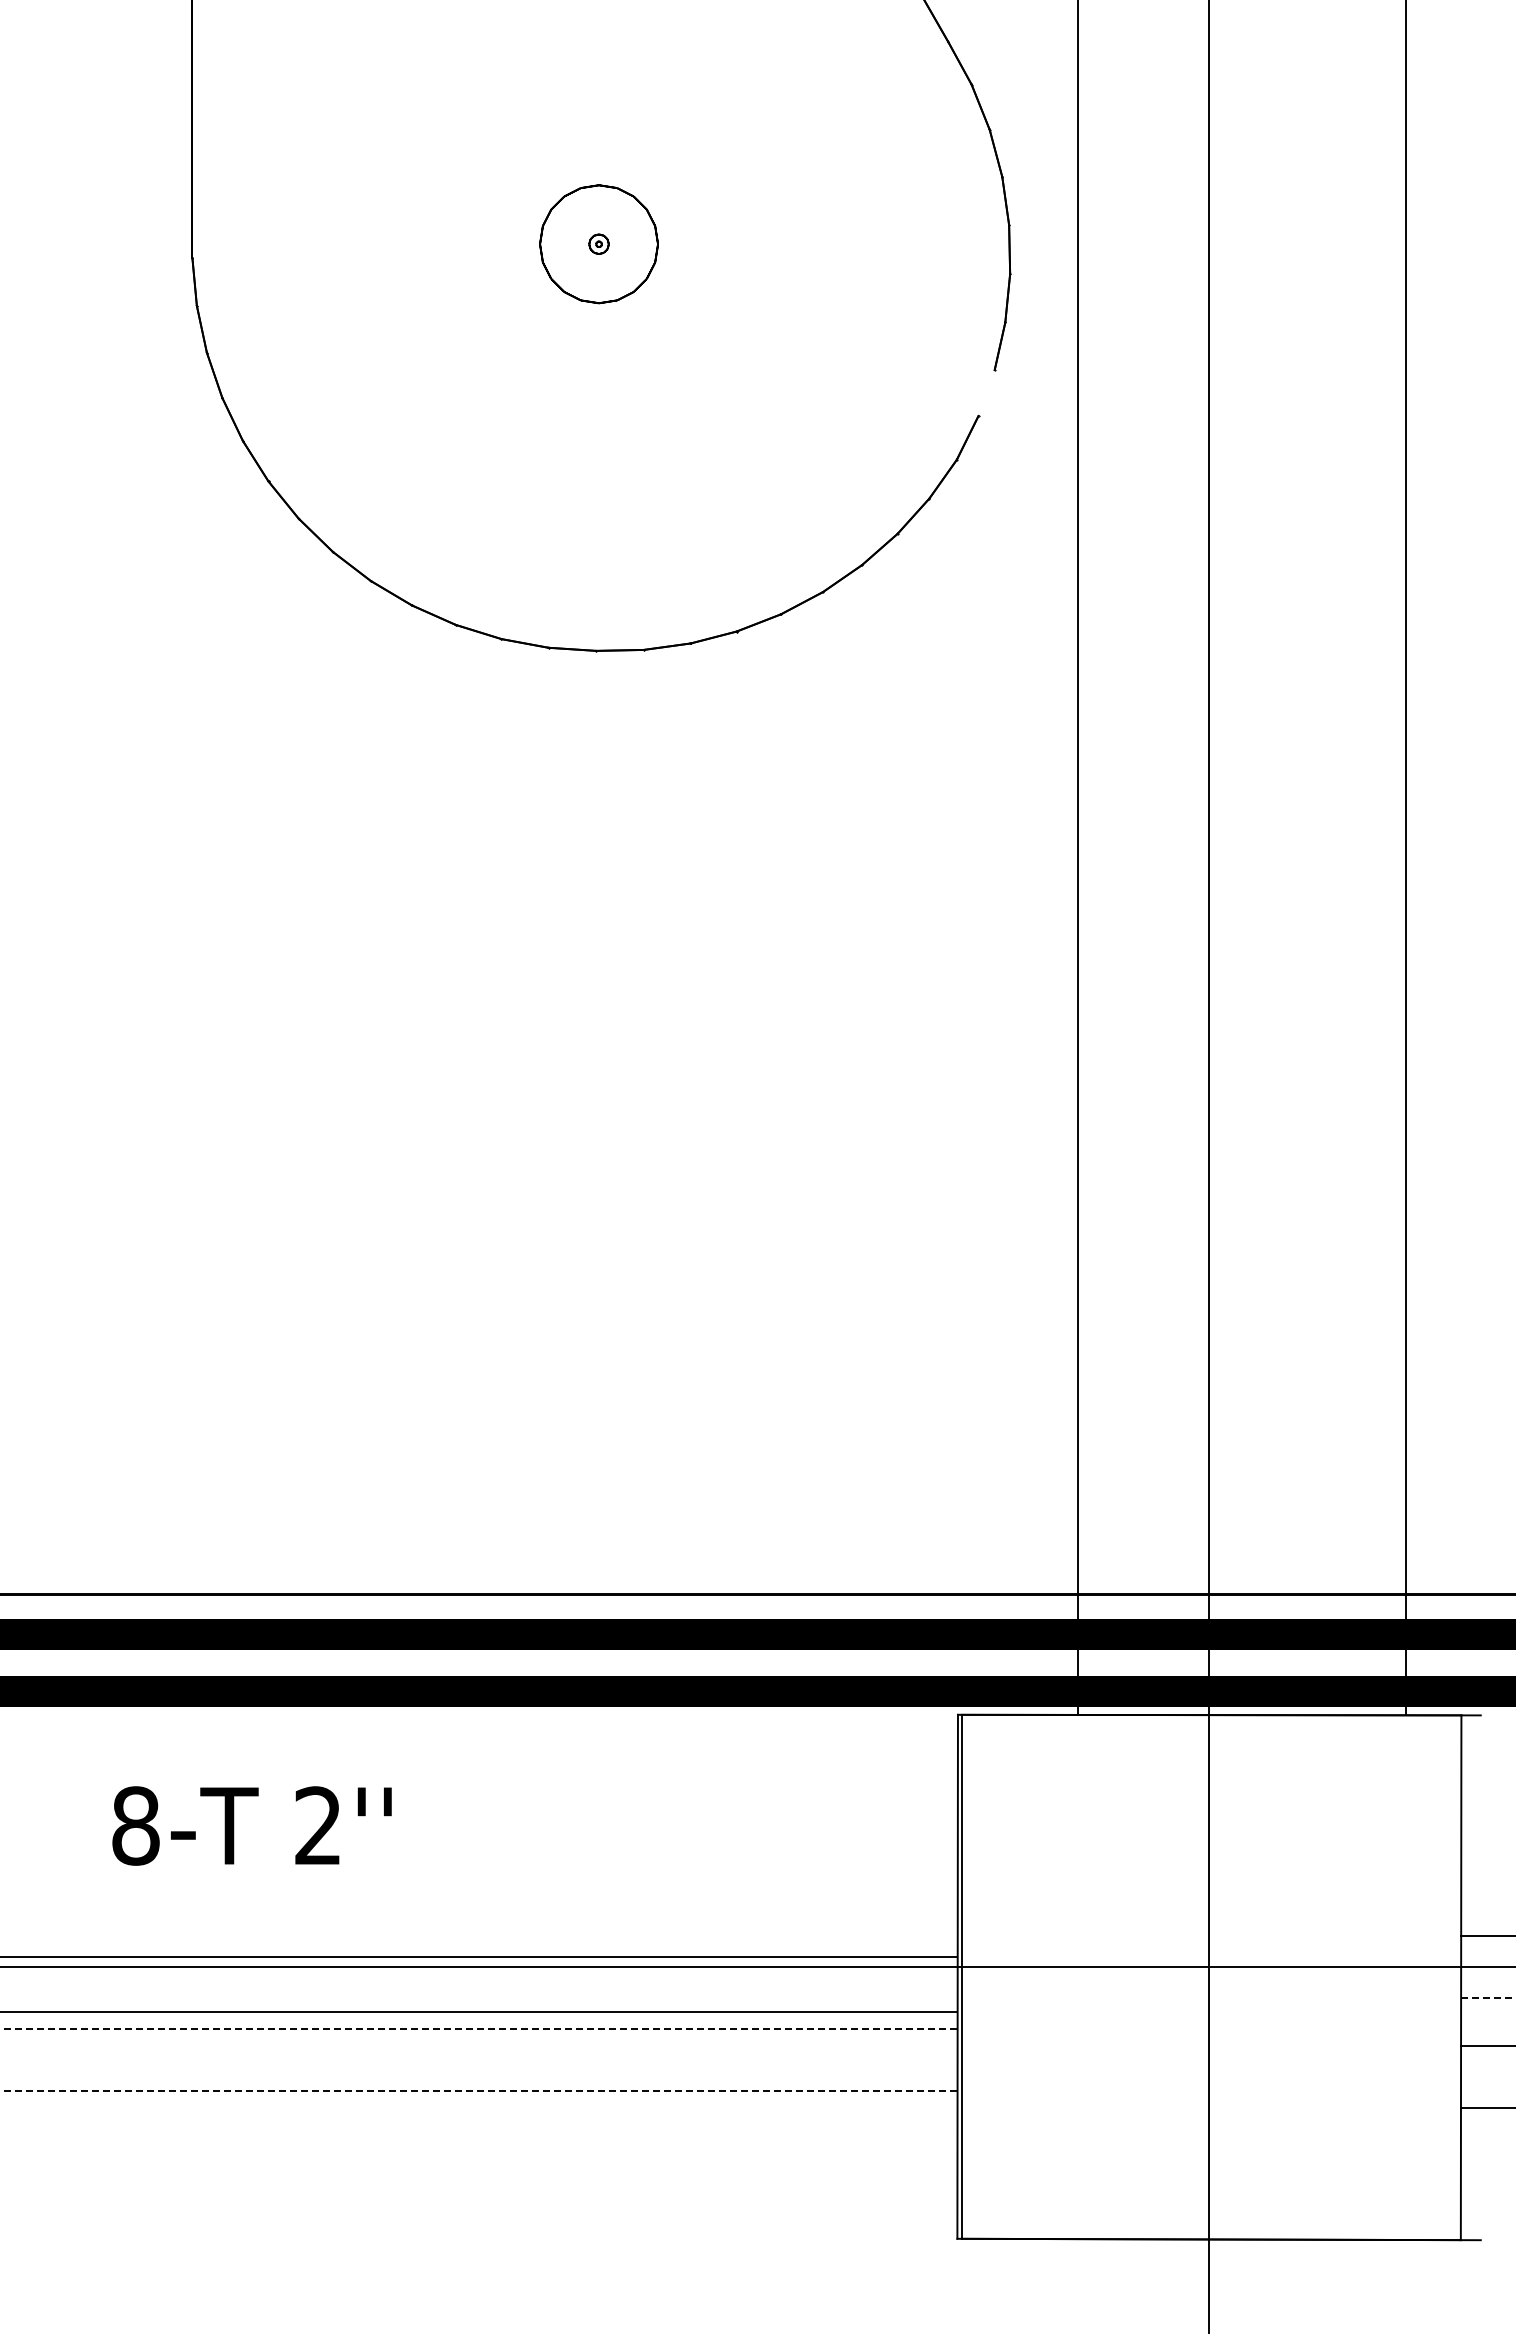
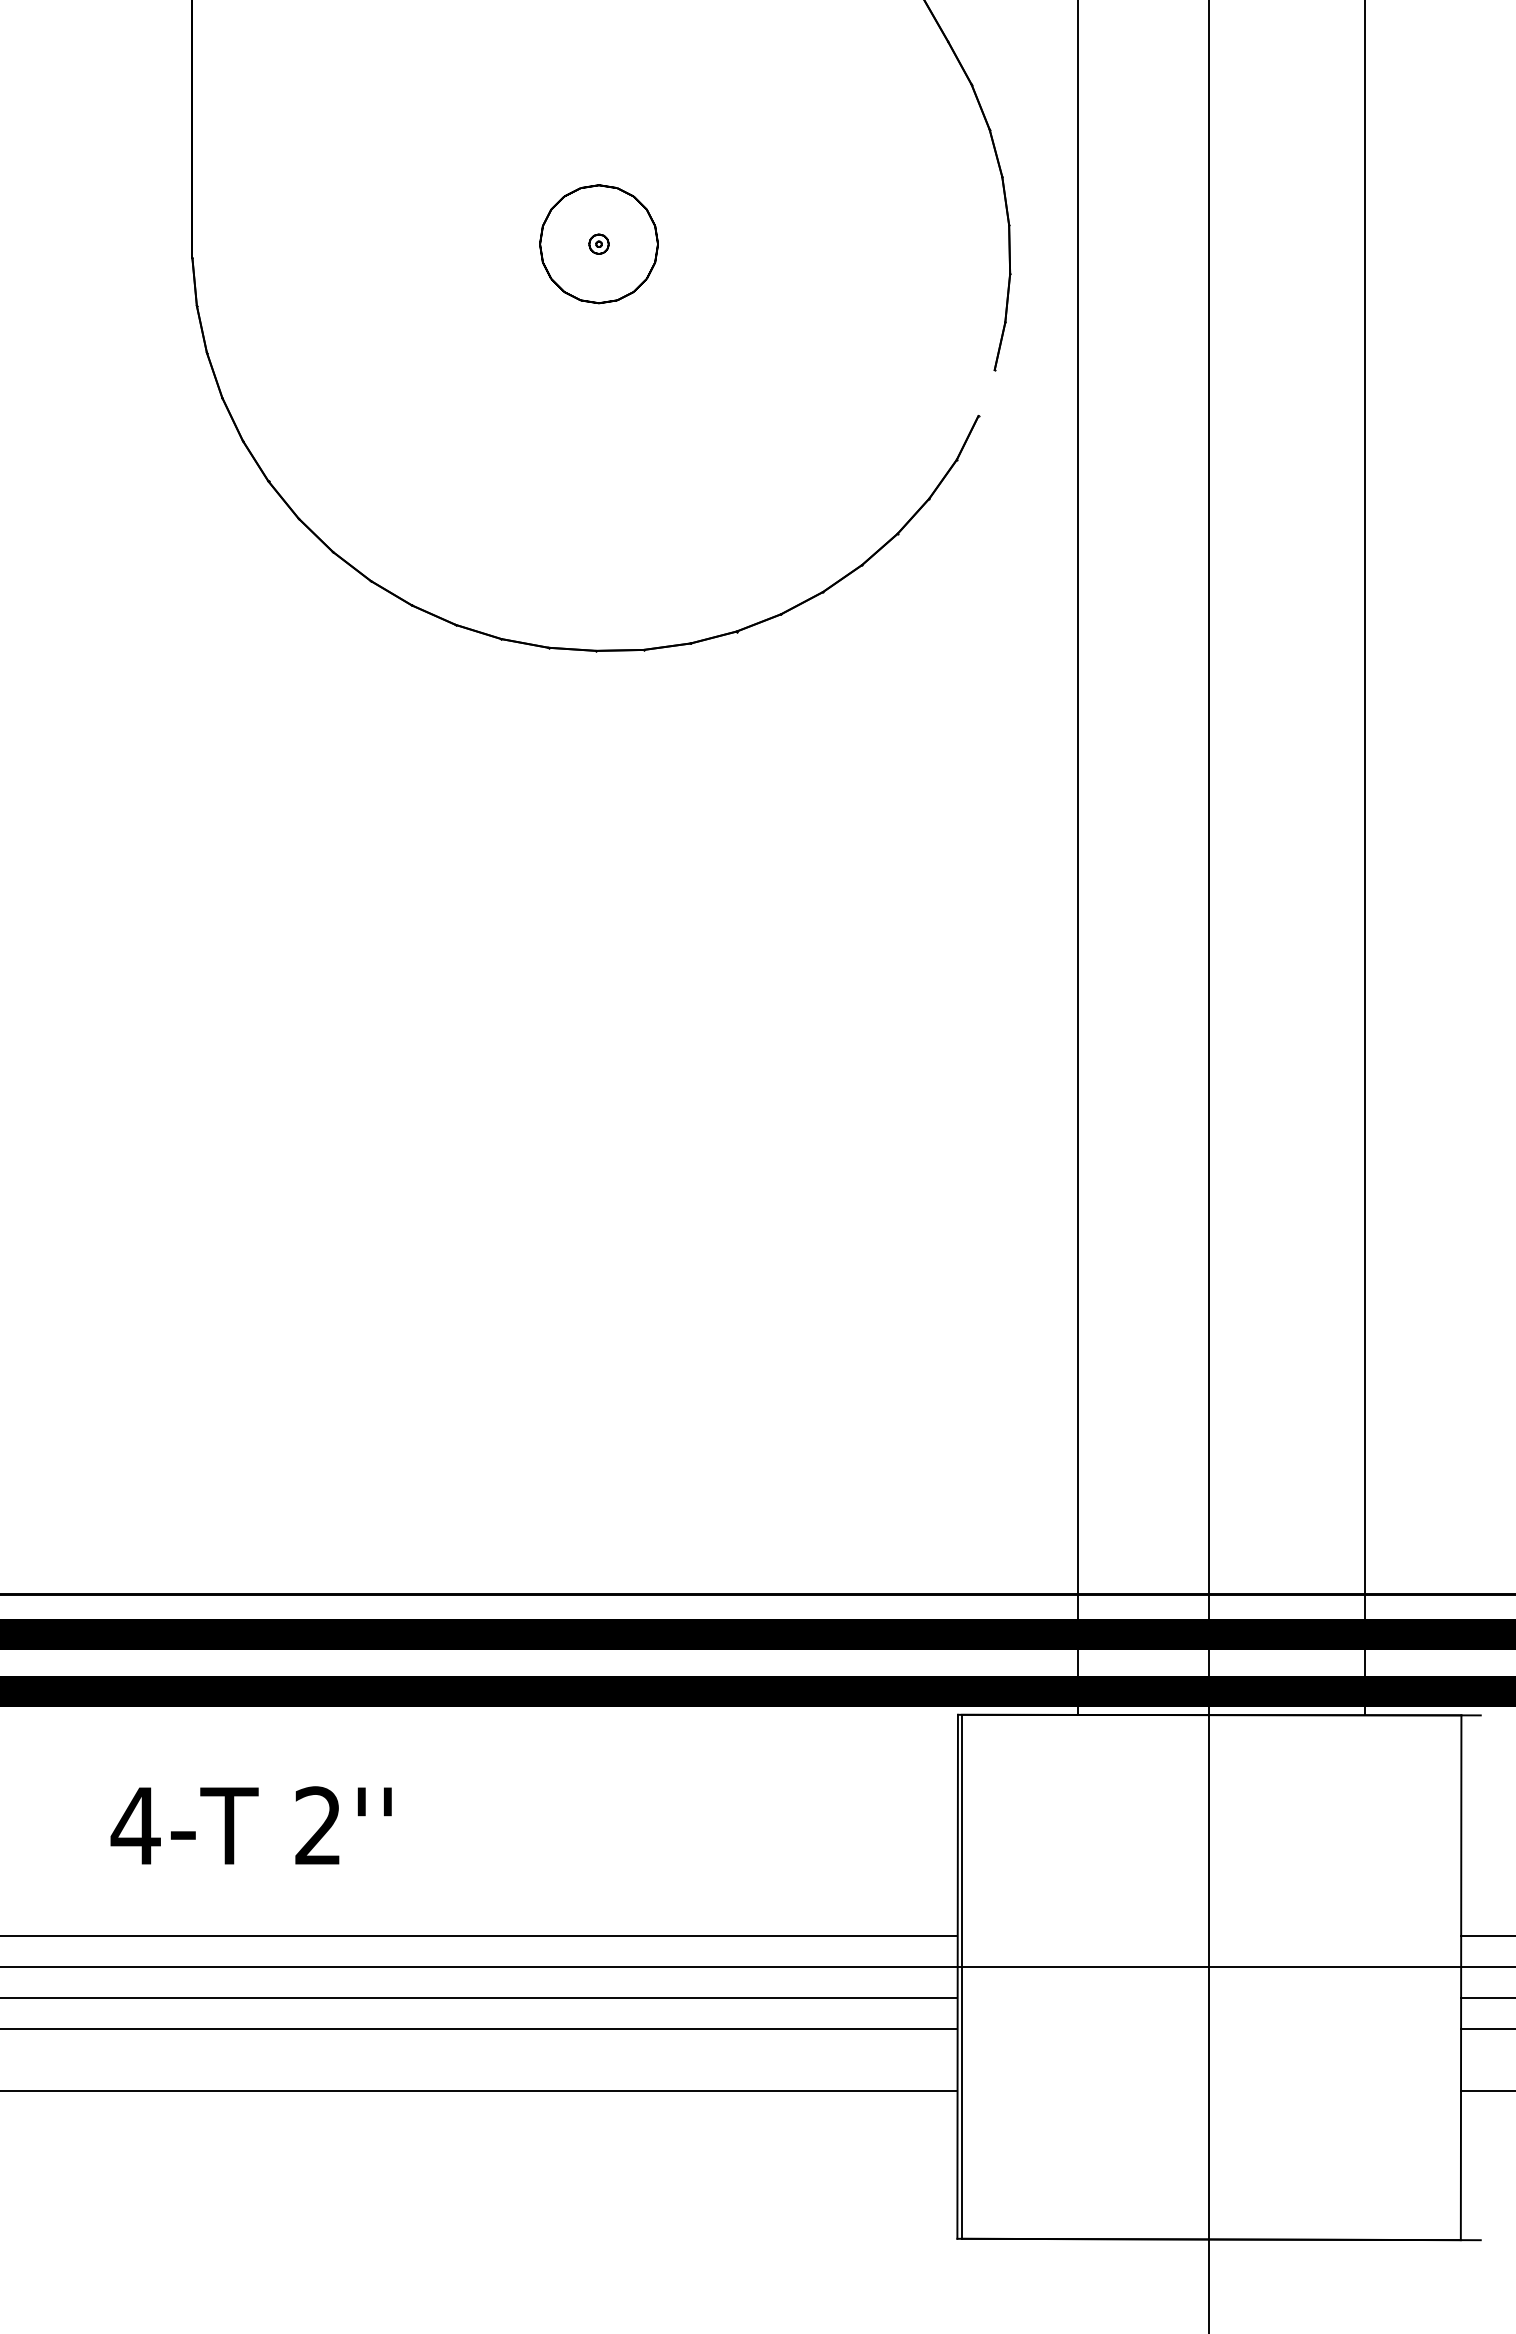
line position: (1405, 858) -> (1364, 858) (1364, 858)
text: 8-T -> 4-T (135, 1825)
line position: (479, 1957) -> (479, 1936) (479, 1936)
line: dashed -> solid (1488, 1998)
line position: (479, 2012) -> (479, 1998) (479, 1998)
line: dashed -> solid (478, 2029)
line position: (1486, 2046) -> (1486, 2029) (1486, 2029)
line: dashed -> solid (478, 2091)
line position: (1486, 2108) -> (1486, 2091) (1486, 2091)
